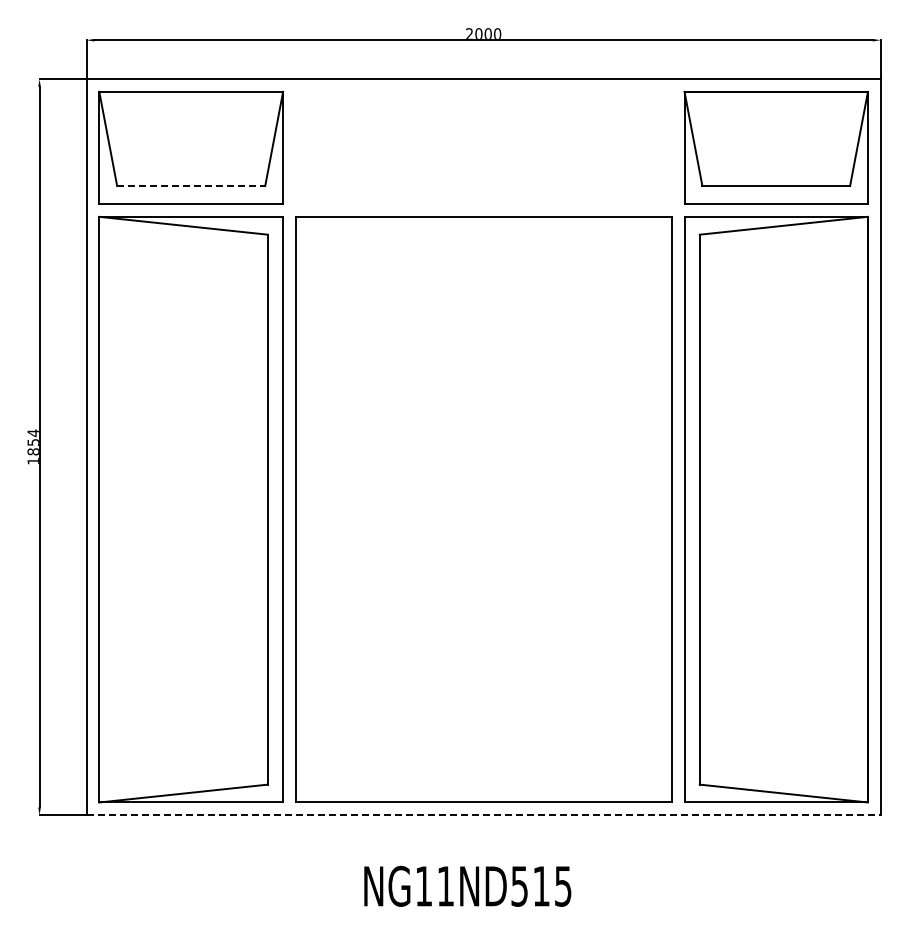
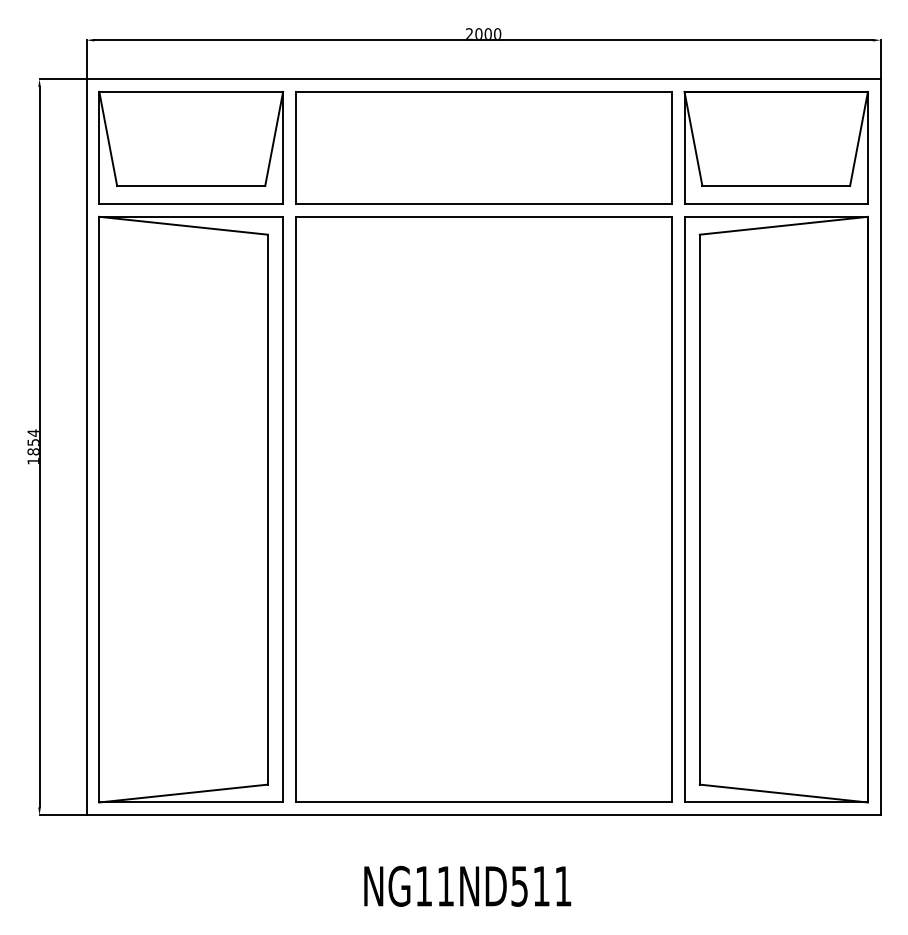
part: none -> present (483, 147)
line: dashed -> solid (191, 186)
line: dashed -> solid (484, 815)
text: NG11ND515 -> NG11ND511 (563, 886)
